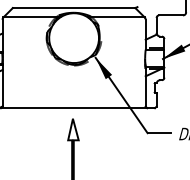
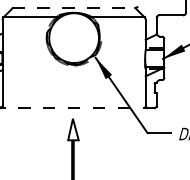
line: solid -> dashed (74, 8)
line: solid -> dashed (78, 108)
